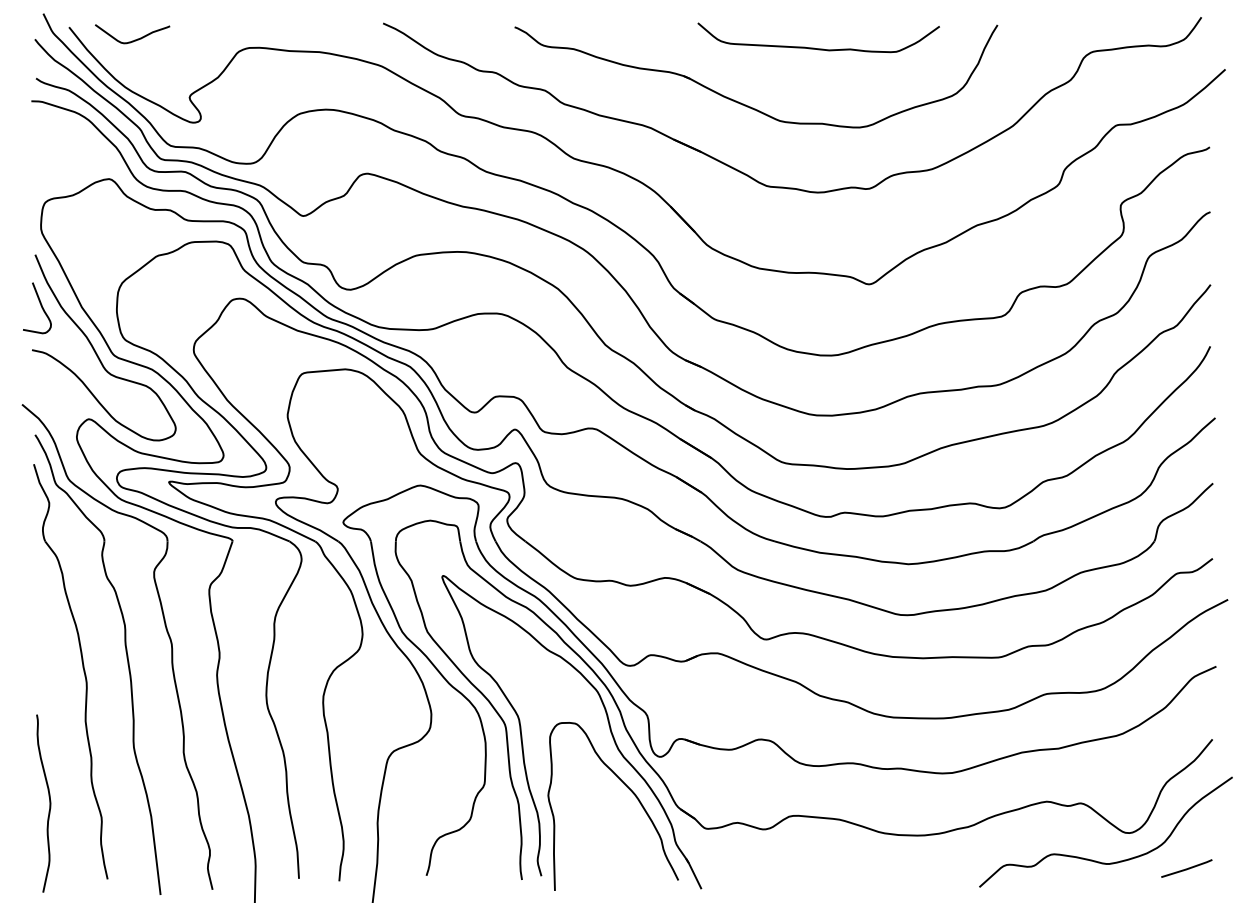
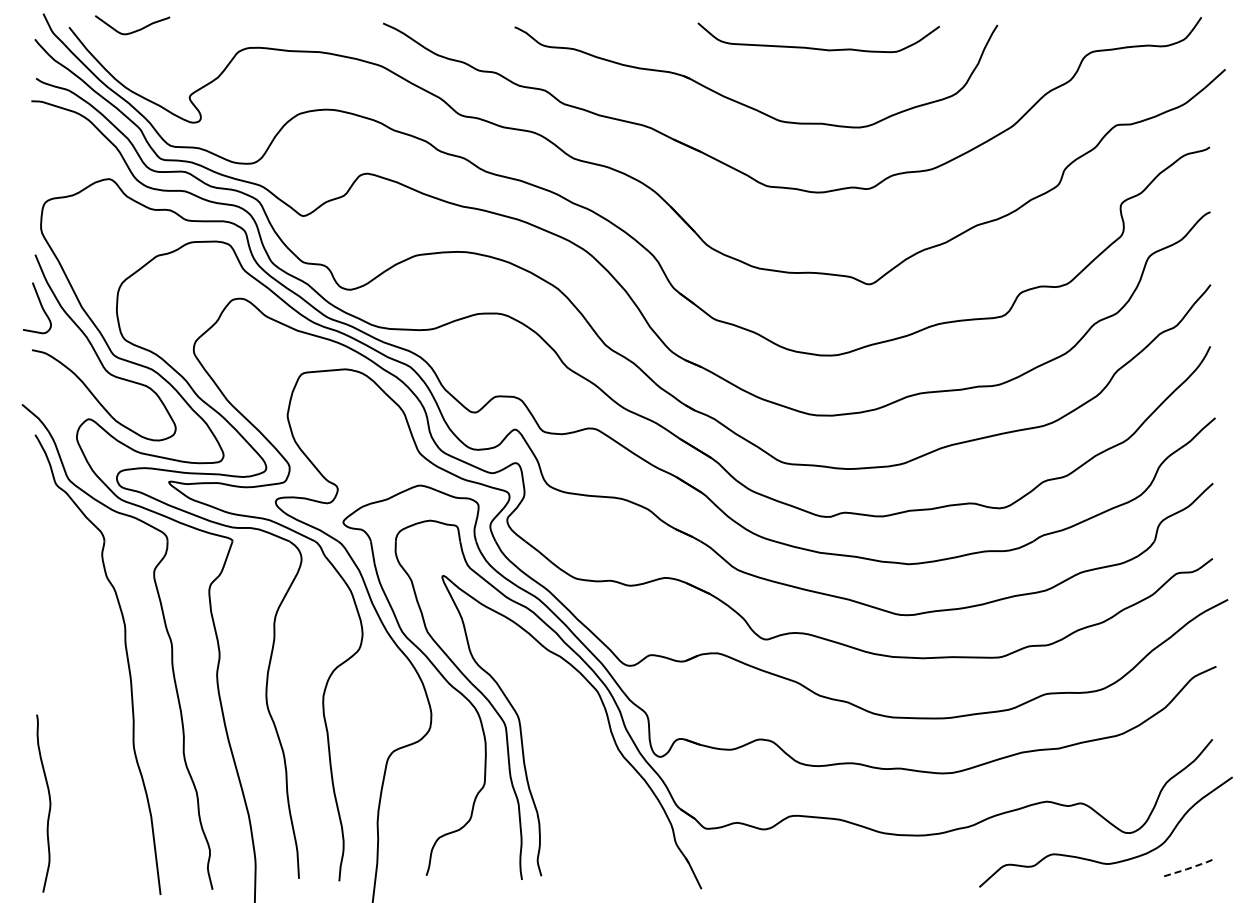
curve position: (134, 39) -> (134, 30) (134, 30)
part: present -> none (82, 668)
curve: present -> none (630, 791)
line: solid -> dashed (1187, 869)
